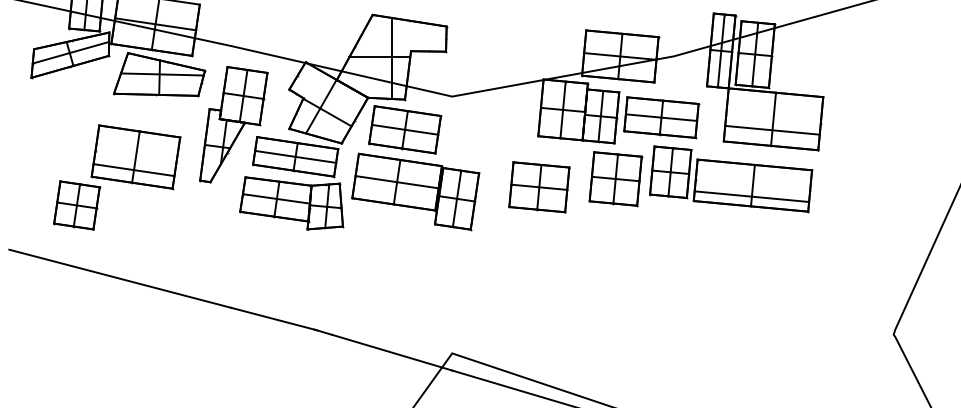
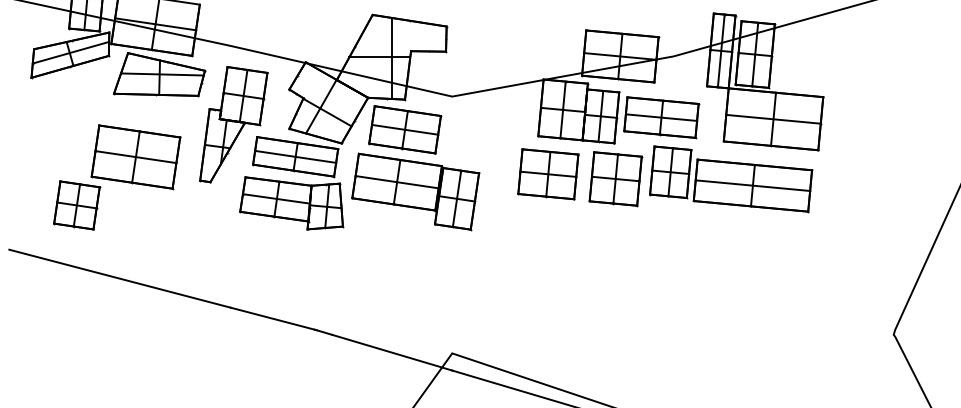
line position: (772, 129) -> (773, 118) (773, 118)
line position: (133, 170) -> (135, 157) (135, 157)
part position: (539, 187) -> (548, 174) (548, 174)
line position: (751, 196) -> (752, 185) (752, 185)
